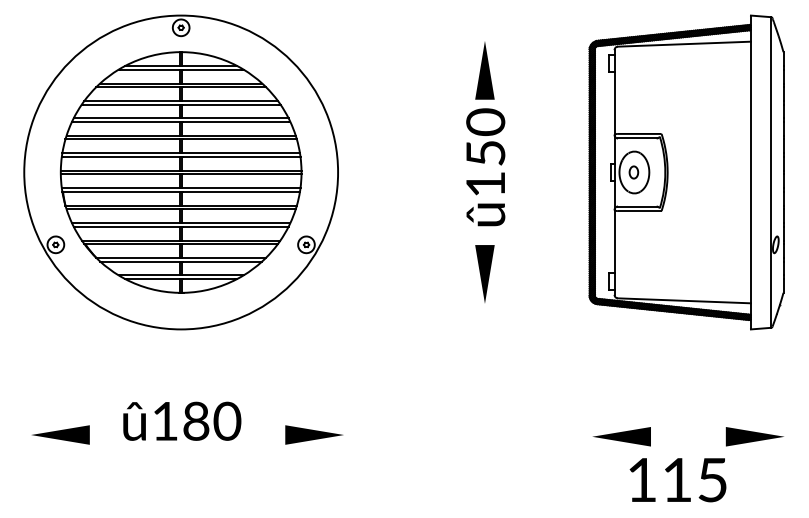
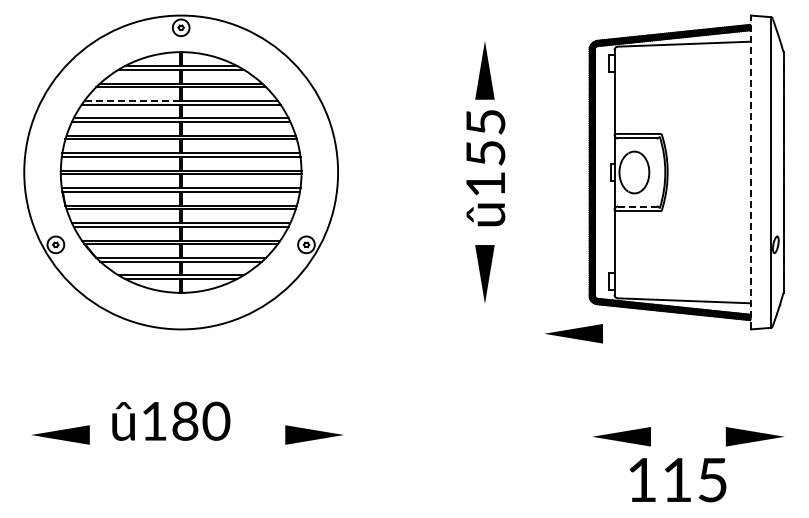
line: solid -> dashed (132, 100)
text: û150 -> û155 (485, 122)
part: present -> none (633, 172)
line: solid -> dashed (750, 172)
line: solid -> dashed (637, 206)
part: none -> present (573, 333)
text position: (182, 420) -> (171, 420) (171, 420)
